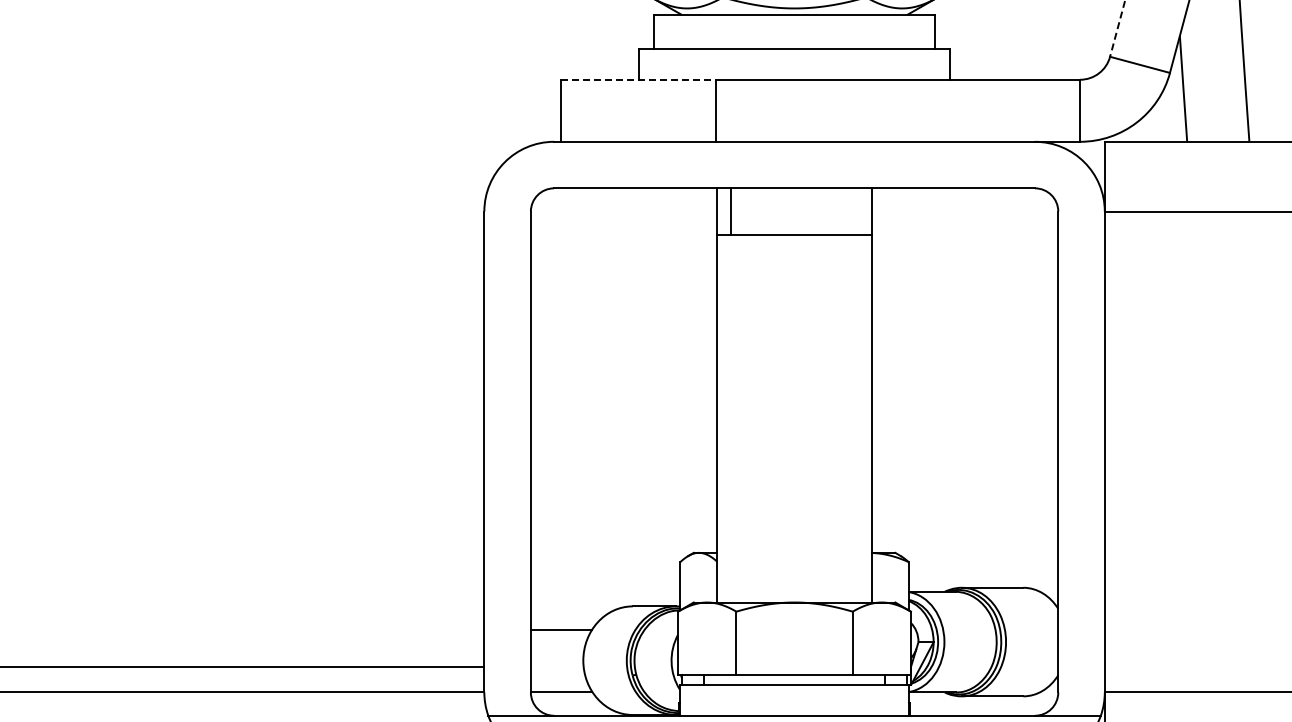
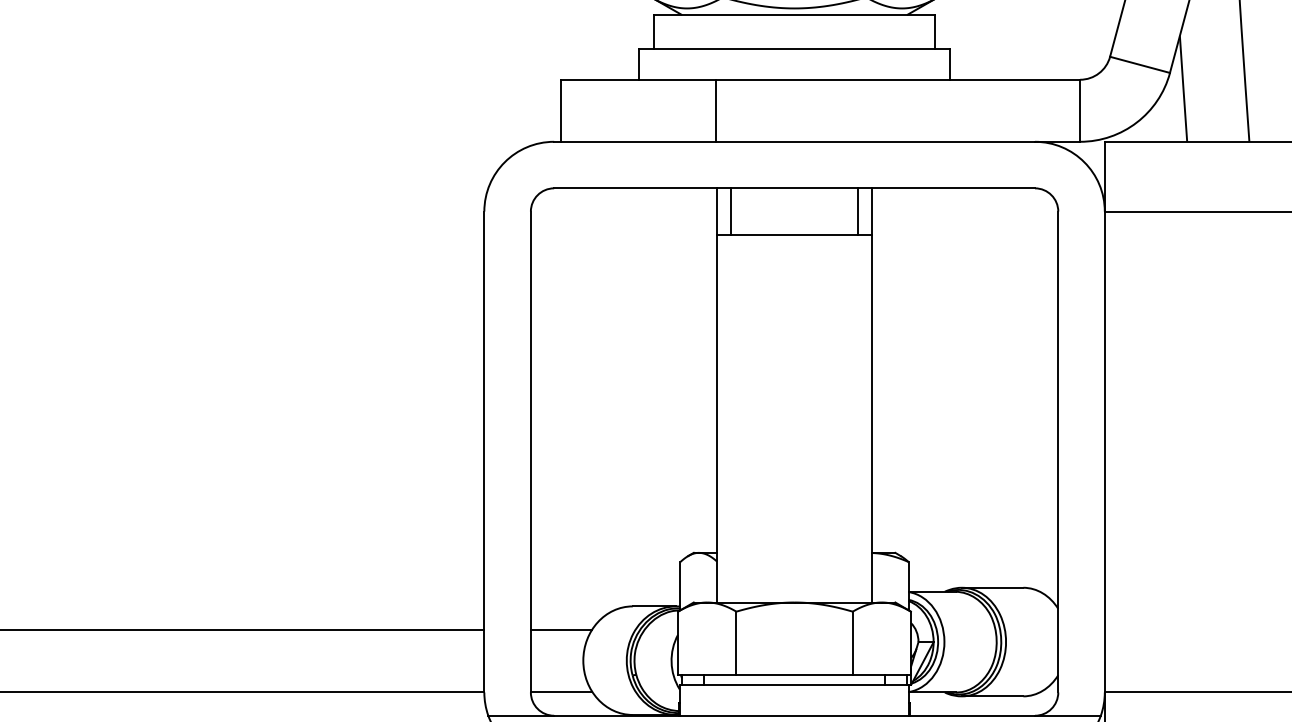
line: dashed -> solid (1117, 28)
line: dashed -> solid (638, 79)
line: none -> present (858, 211)
line position: (243, 666) -> (243, 629) (243, 629)
